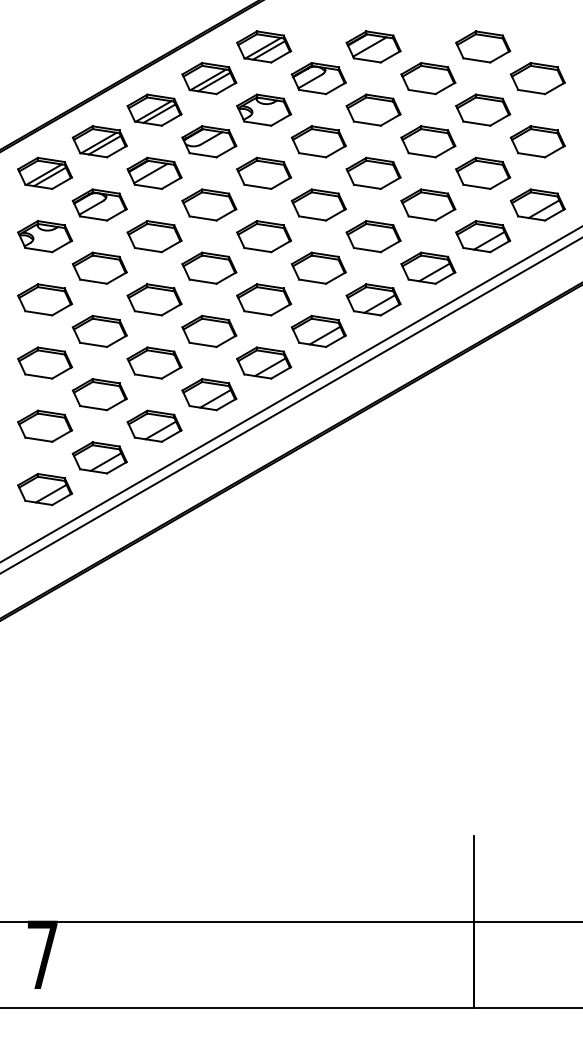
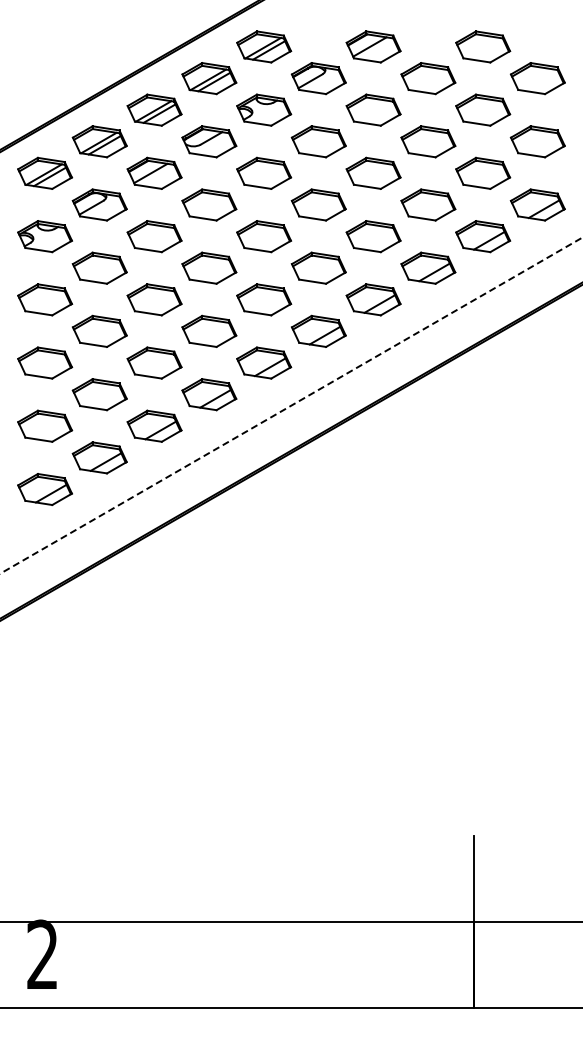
line: present -> none (290, 394)
line: solid -> dashed (291, 405)
text: 7 -> 2 (42, 953)
